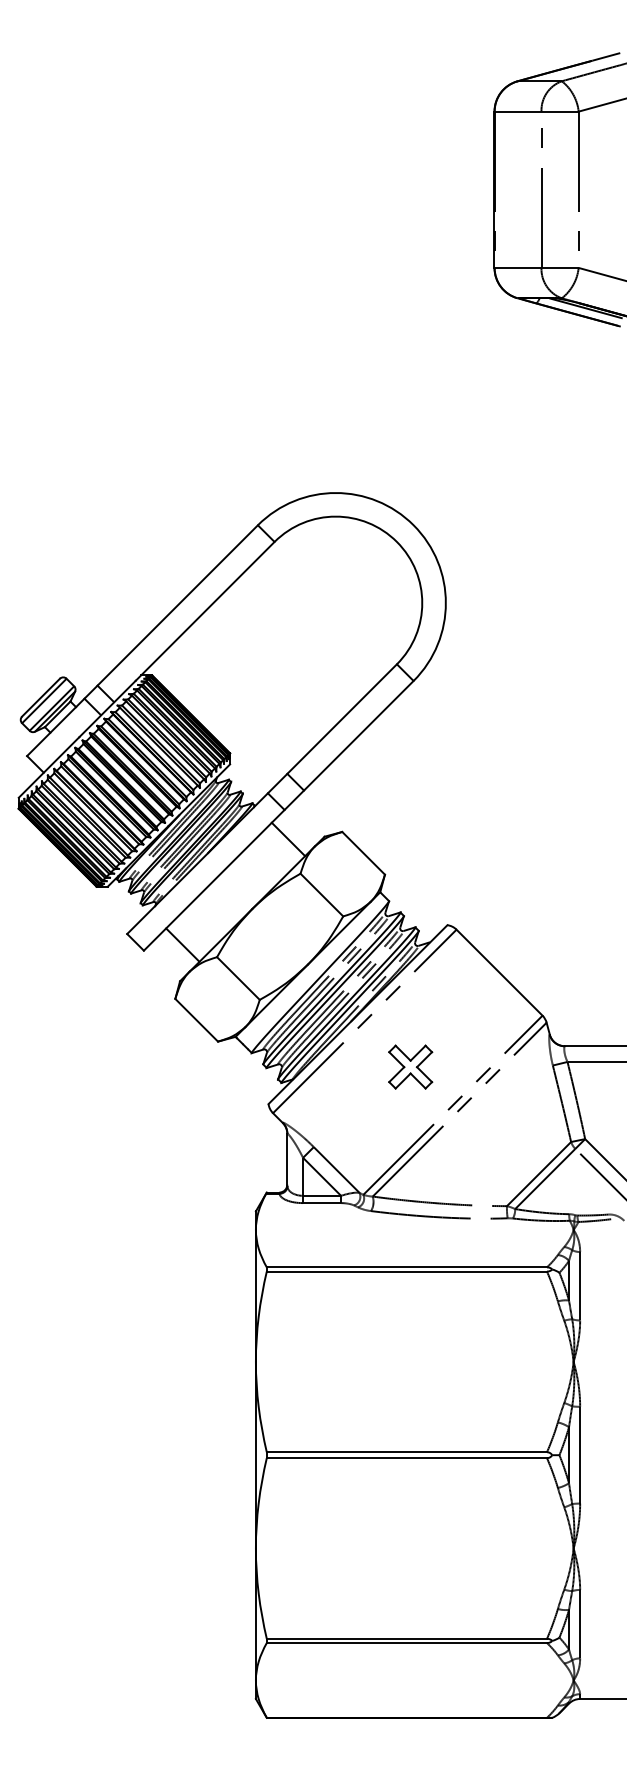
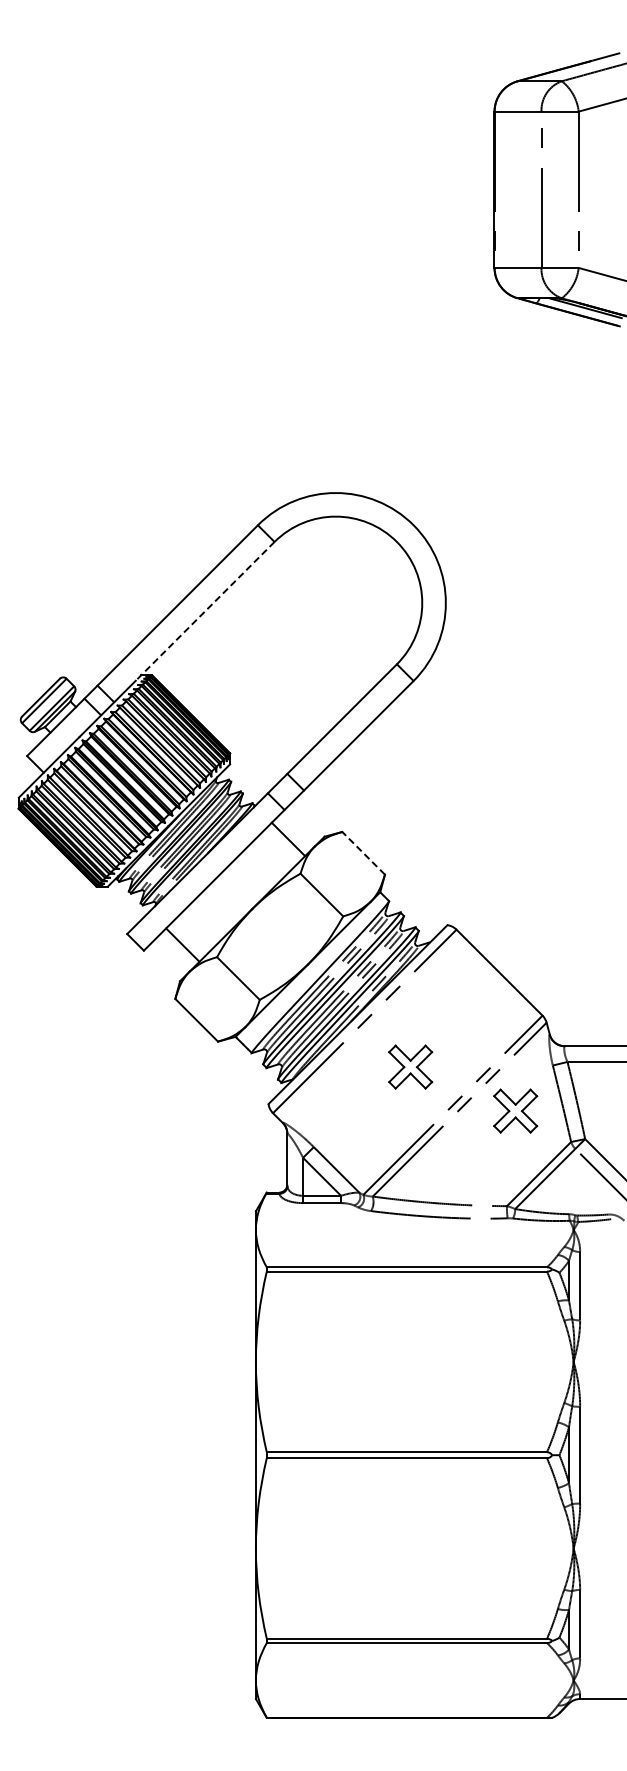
line: solid -> dashed (204, 611)
line: solid -> dashed (363, 852)
part: none -> present (515, 1110)
